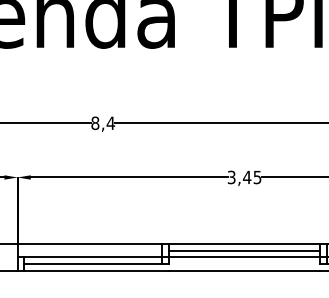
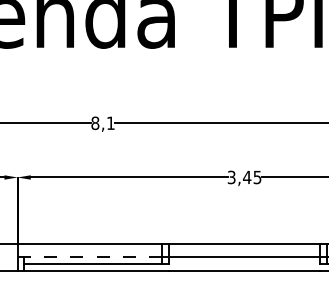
text: 8,4 -> 8,1 (110, 122)
line: present -> none (244, 250)
line: solid -> dashed (90, 257)
